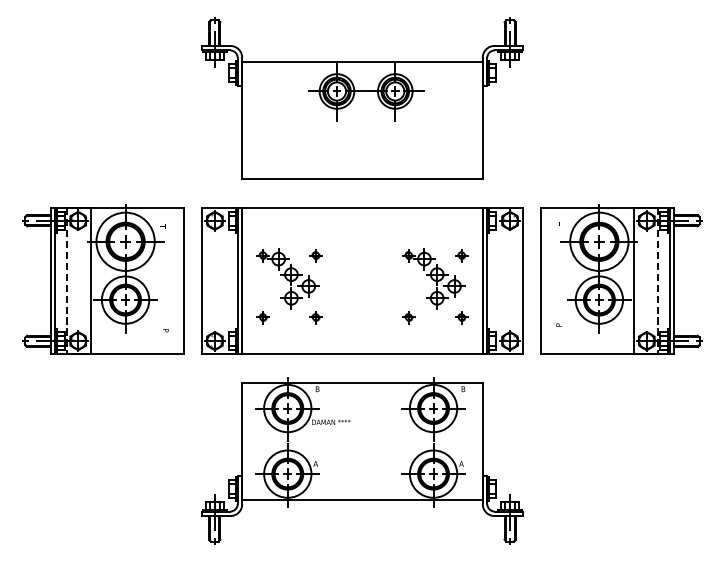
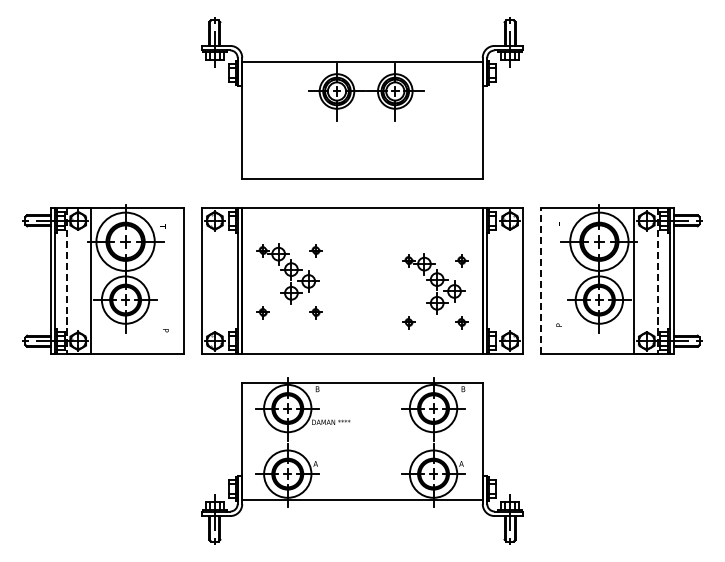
line: solid -> dashed (541, 281)
part position: (289, 286) -> (289, 281) (289, 281)
part position: (435, 286) -> (435, 291) (435, 291)
